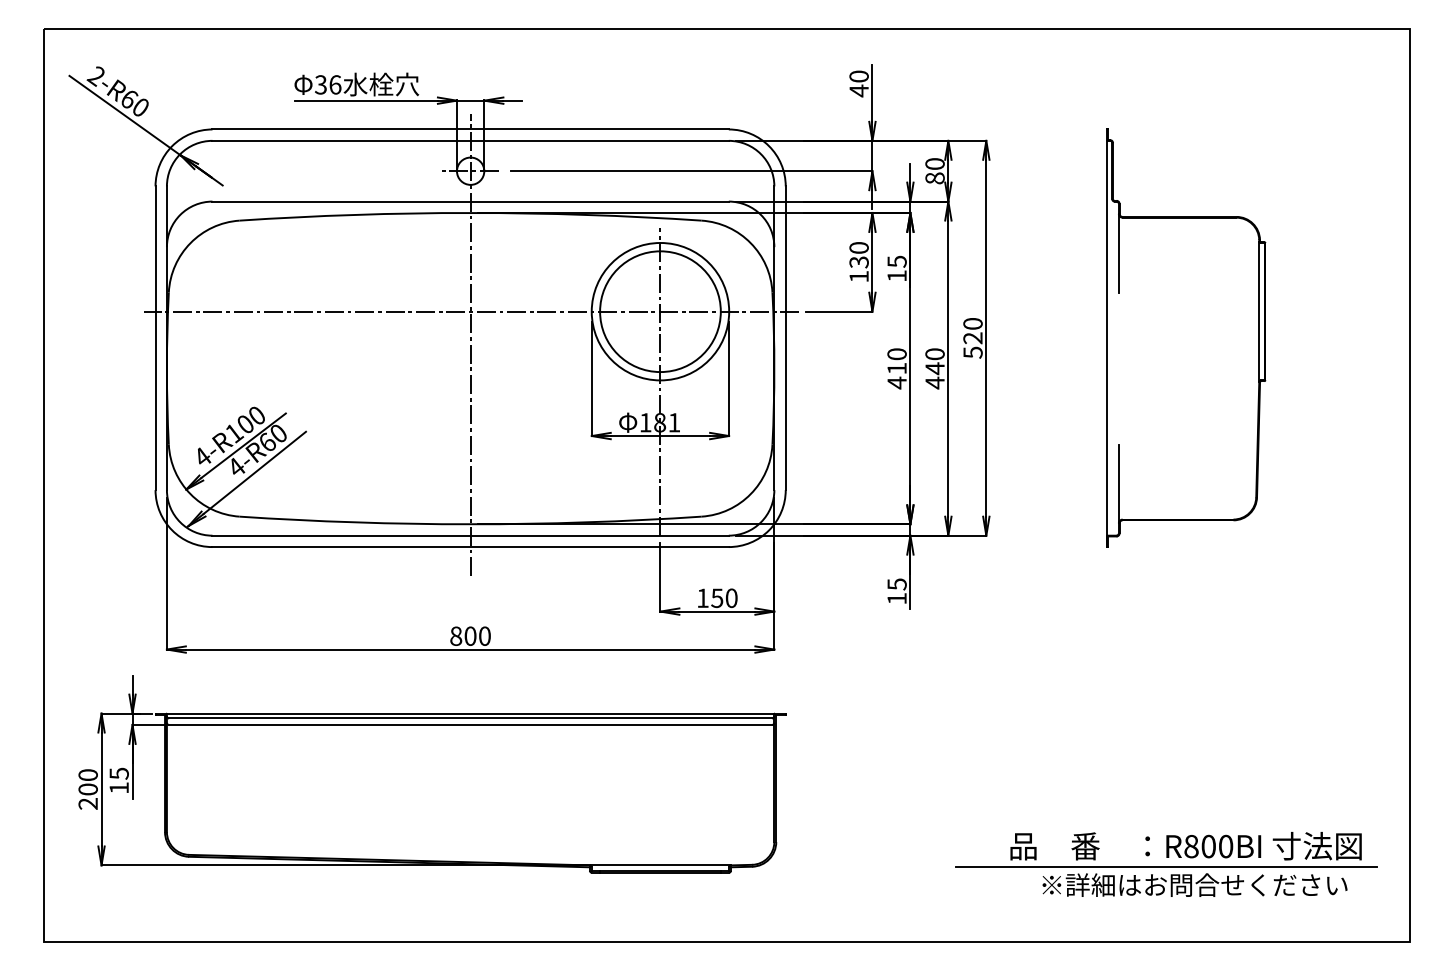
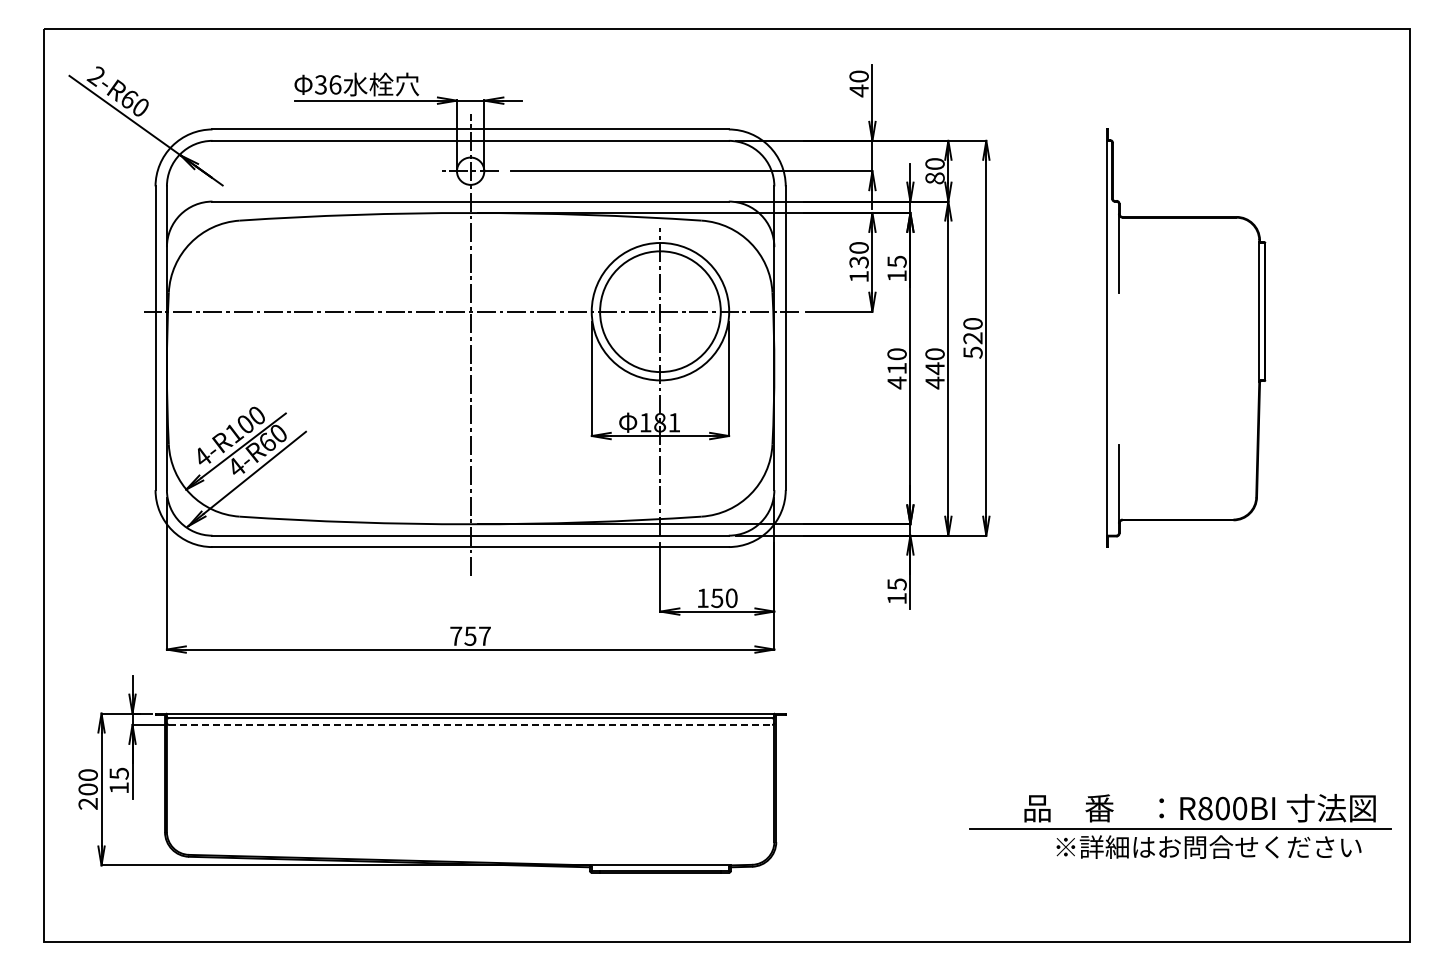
text: 800 -> 757 (470, 635)
line: solid -> dashed (471, 724)
part position: (1166, 864) -> (1180, 826) (1180, 826)
